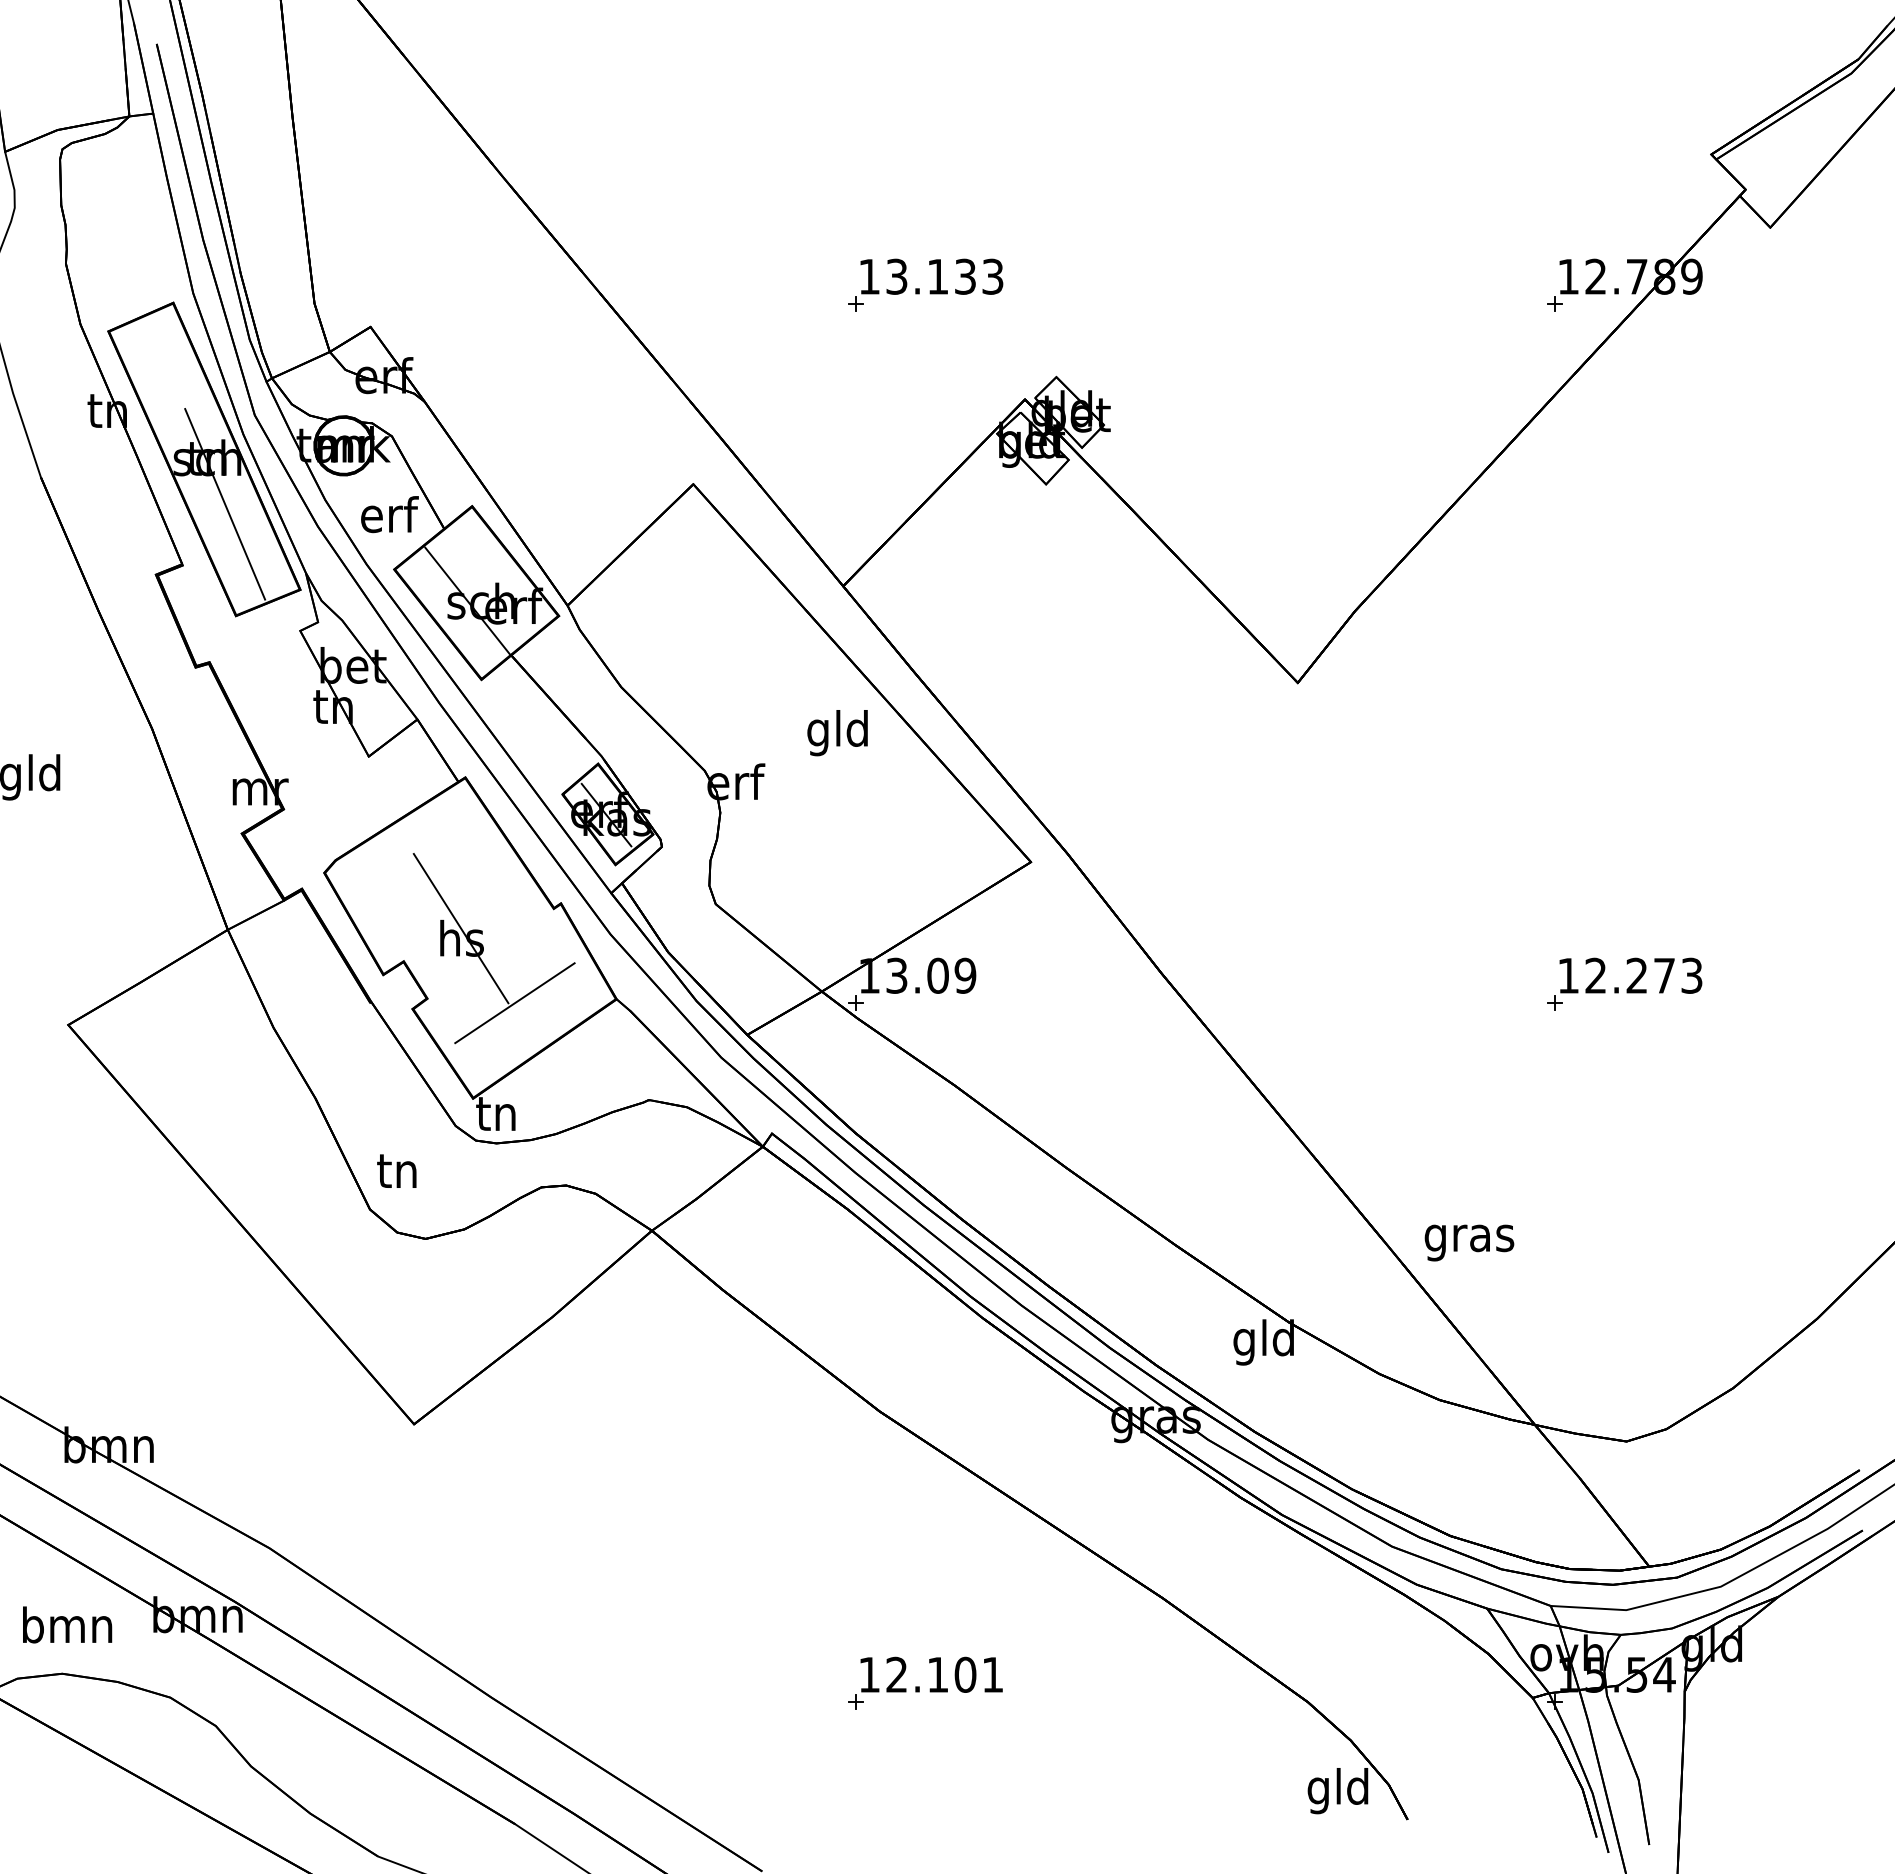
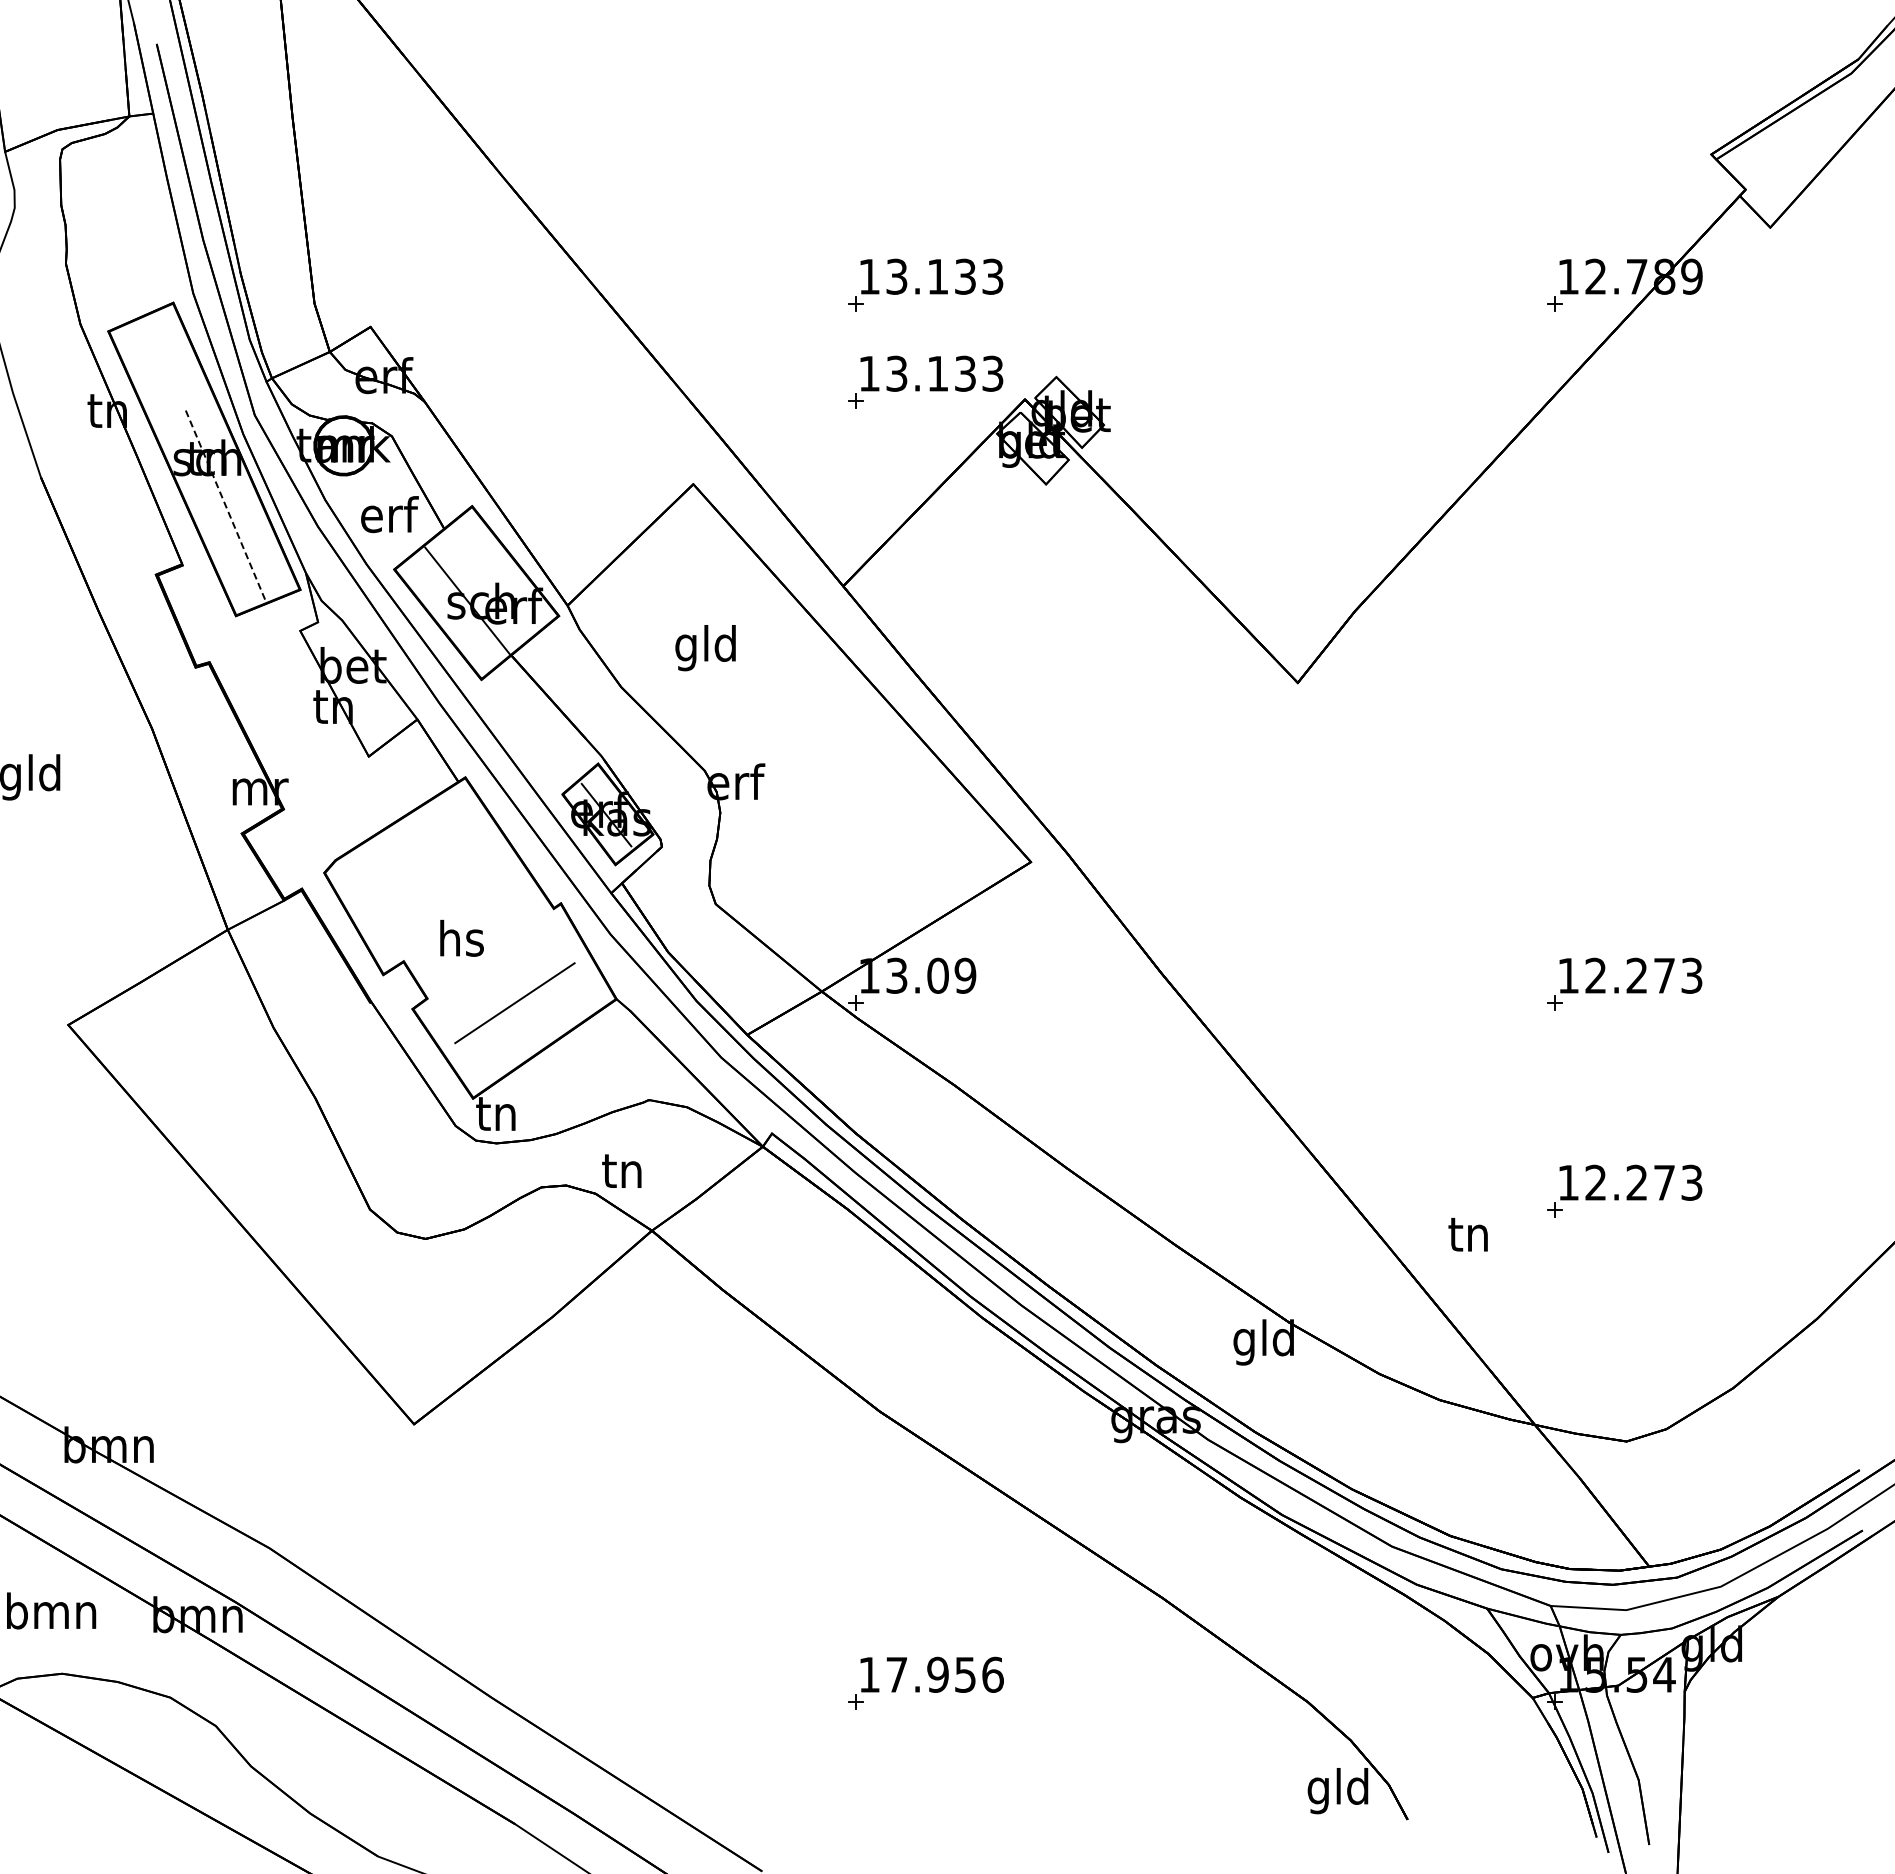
part: none -> present (919, 385)
line: solid -> dashed (224, 503)
text position: (837, 733) -> (705, 648) (705, 648)
line: present -> none (460, 928)
text position: (396, 1170) -> (621, 1170) (621, 1170)
part: none -> present (1624, 1190)
text: gras -> tn (1469, 1239)
text position: (67, 1624) -> (51, 1610) (51, 1610)
text: 12.101 -> 17.956 (944, 1674)
